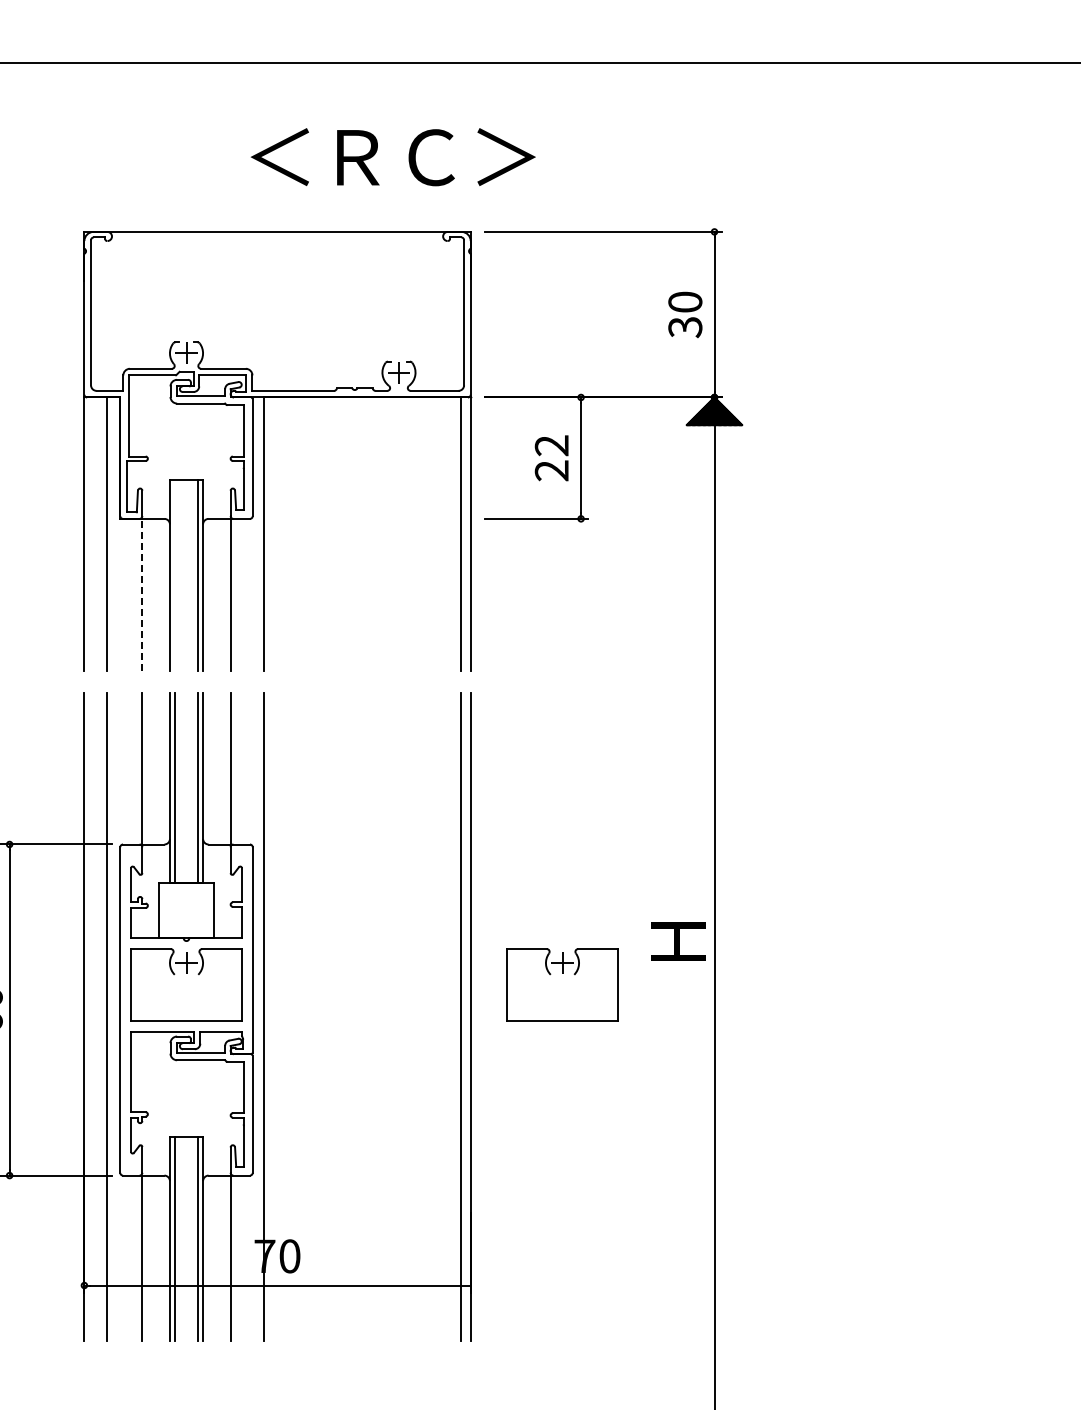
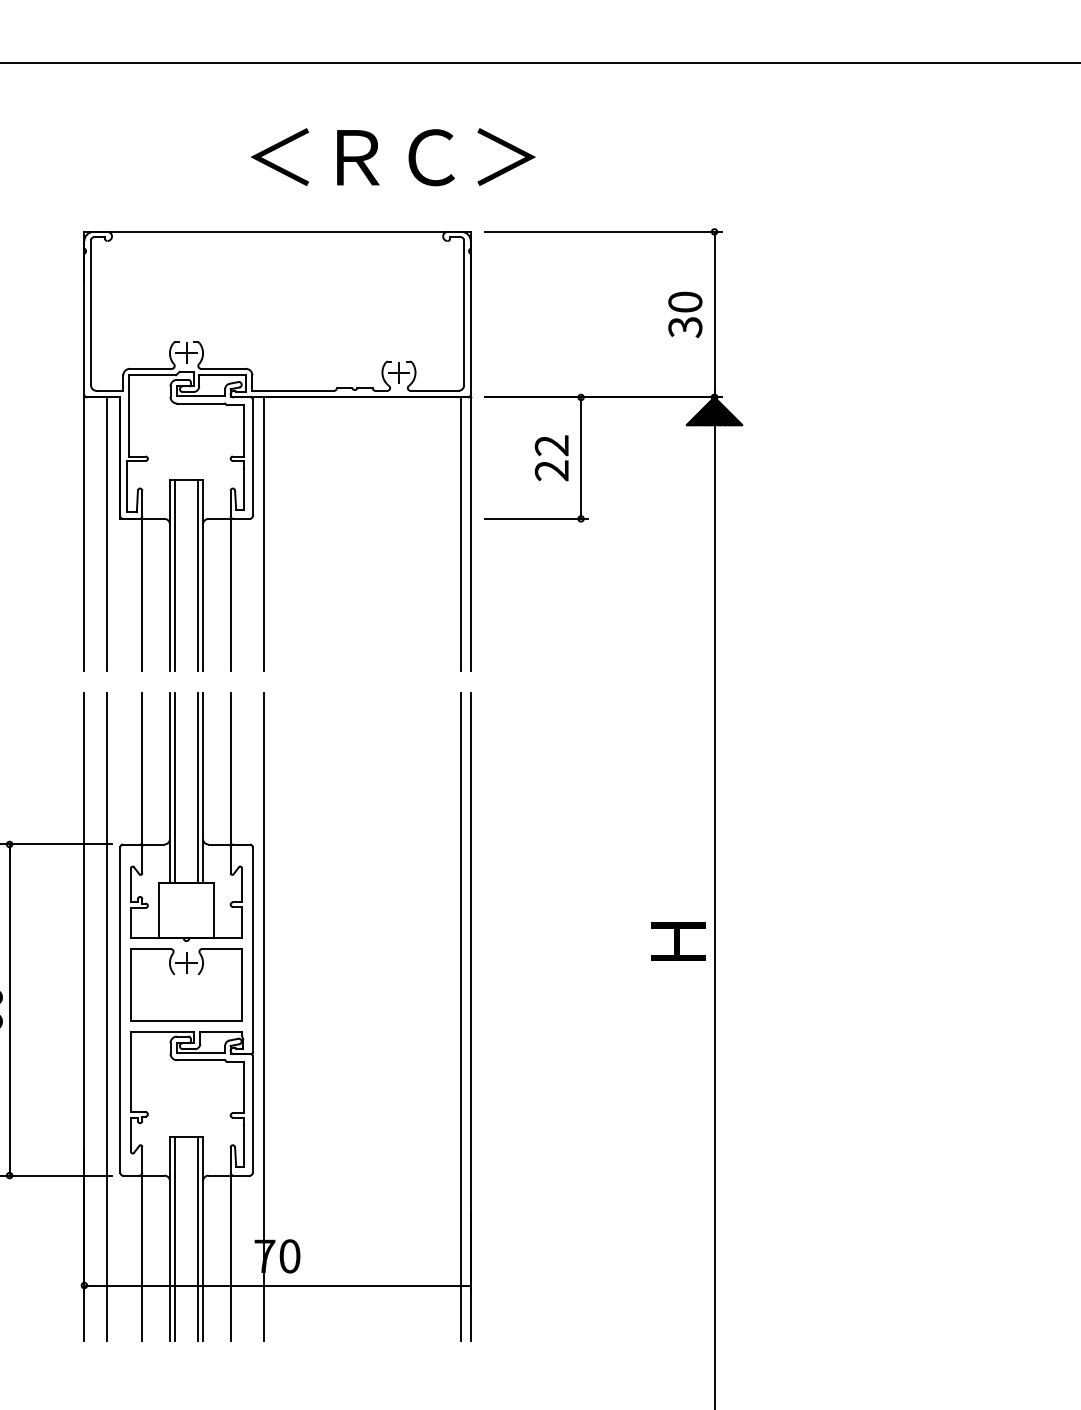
line: none -> present (175, 575)
line: dashed -> solid (142, 594)
part: present -> none (562, 973)
